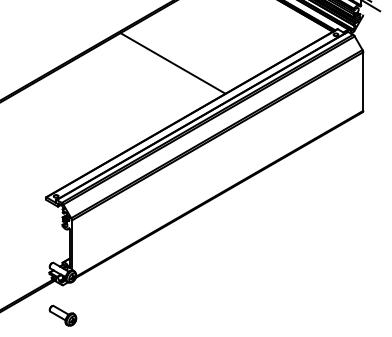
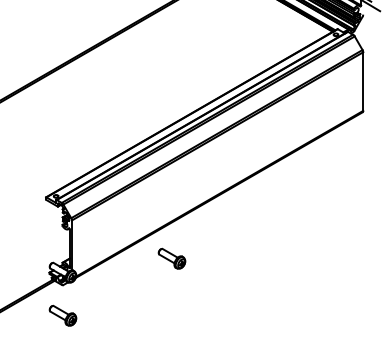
line: present -> none (172, 63)
part: none -> present (171, 258)
